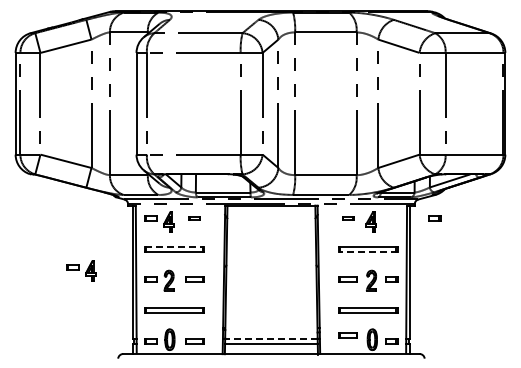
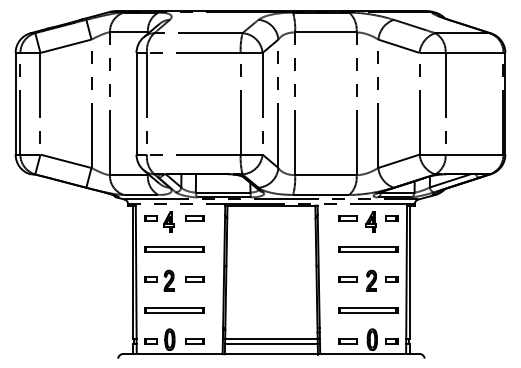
part size: 13x5 px -> 20x7 px (194, 218)
part size: 13x5 px -> 20x7 px (347, 218)
part position: (434, 218) -> (391, 218) (391, 218)
line: dashed -> solid (174, 246)
line: dashed -> solid (367, 251)
part: present -> none (81, 270)
part position: (347, 335) -> (347, 341) (347, 341)
line: dashed -> solid (270, 338)
